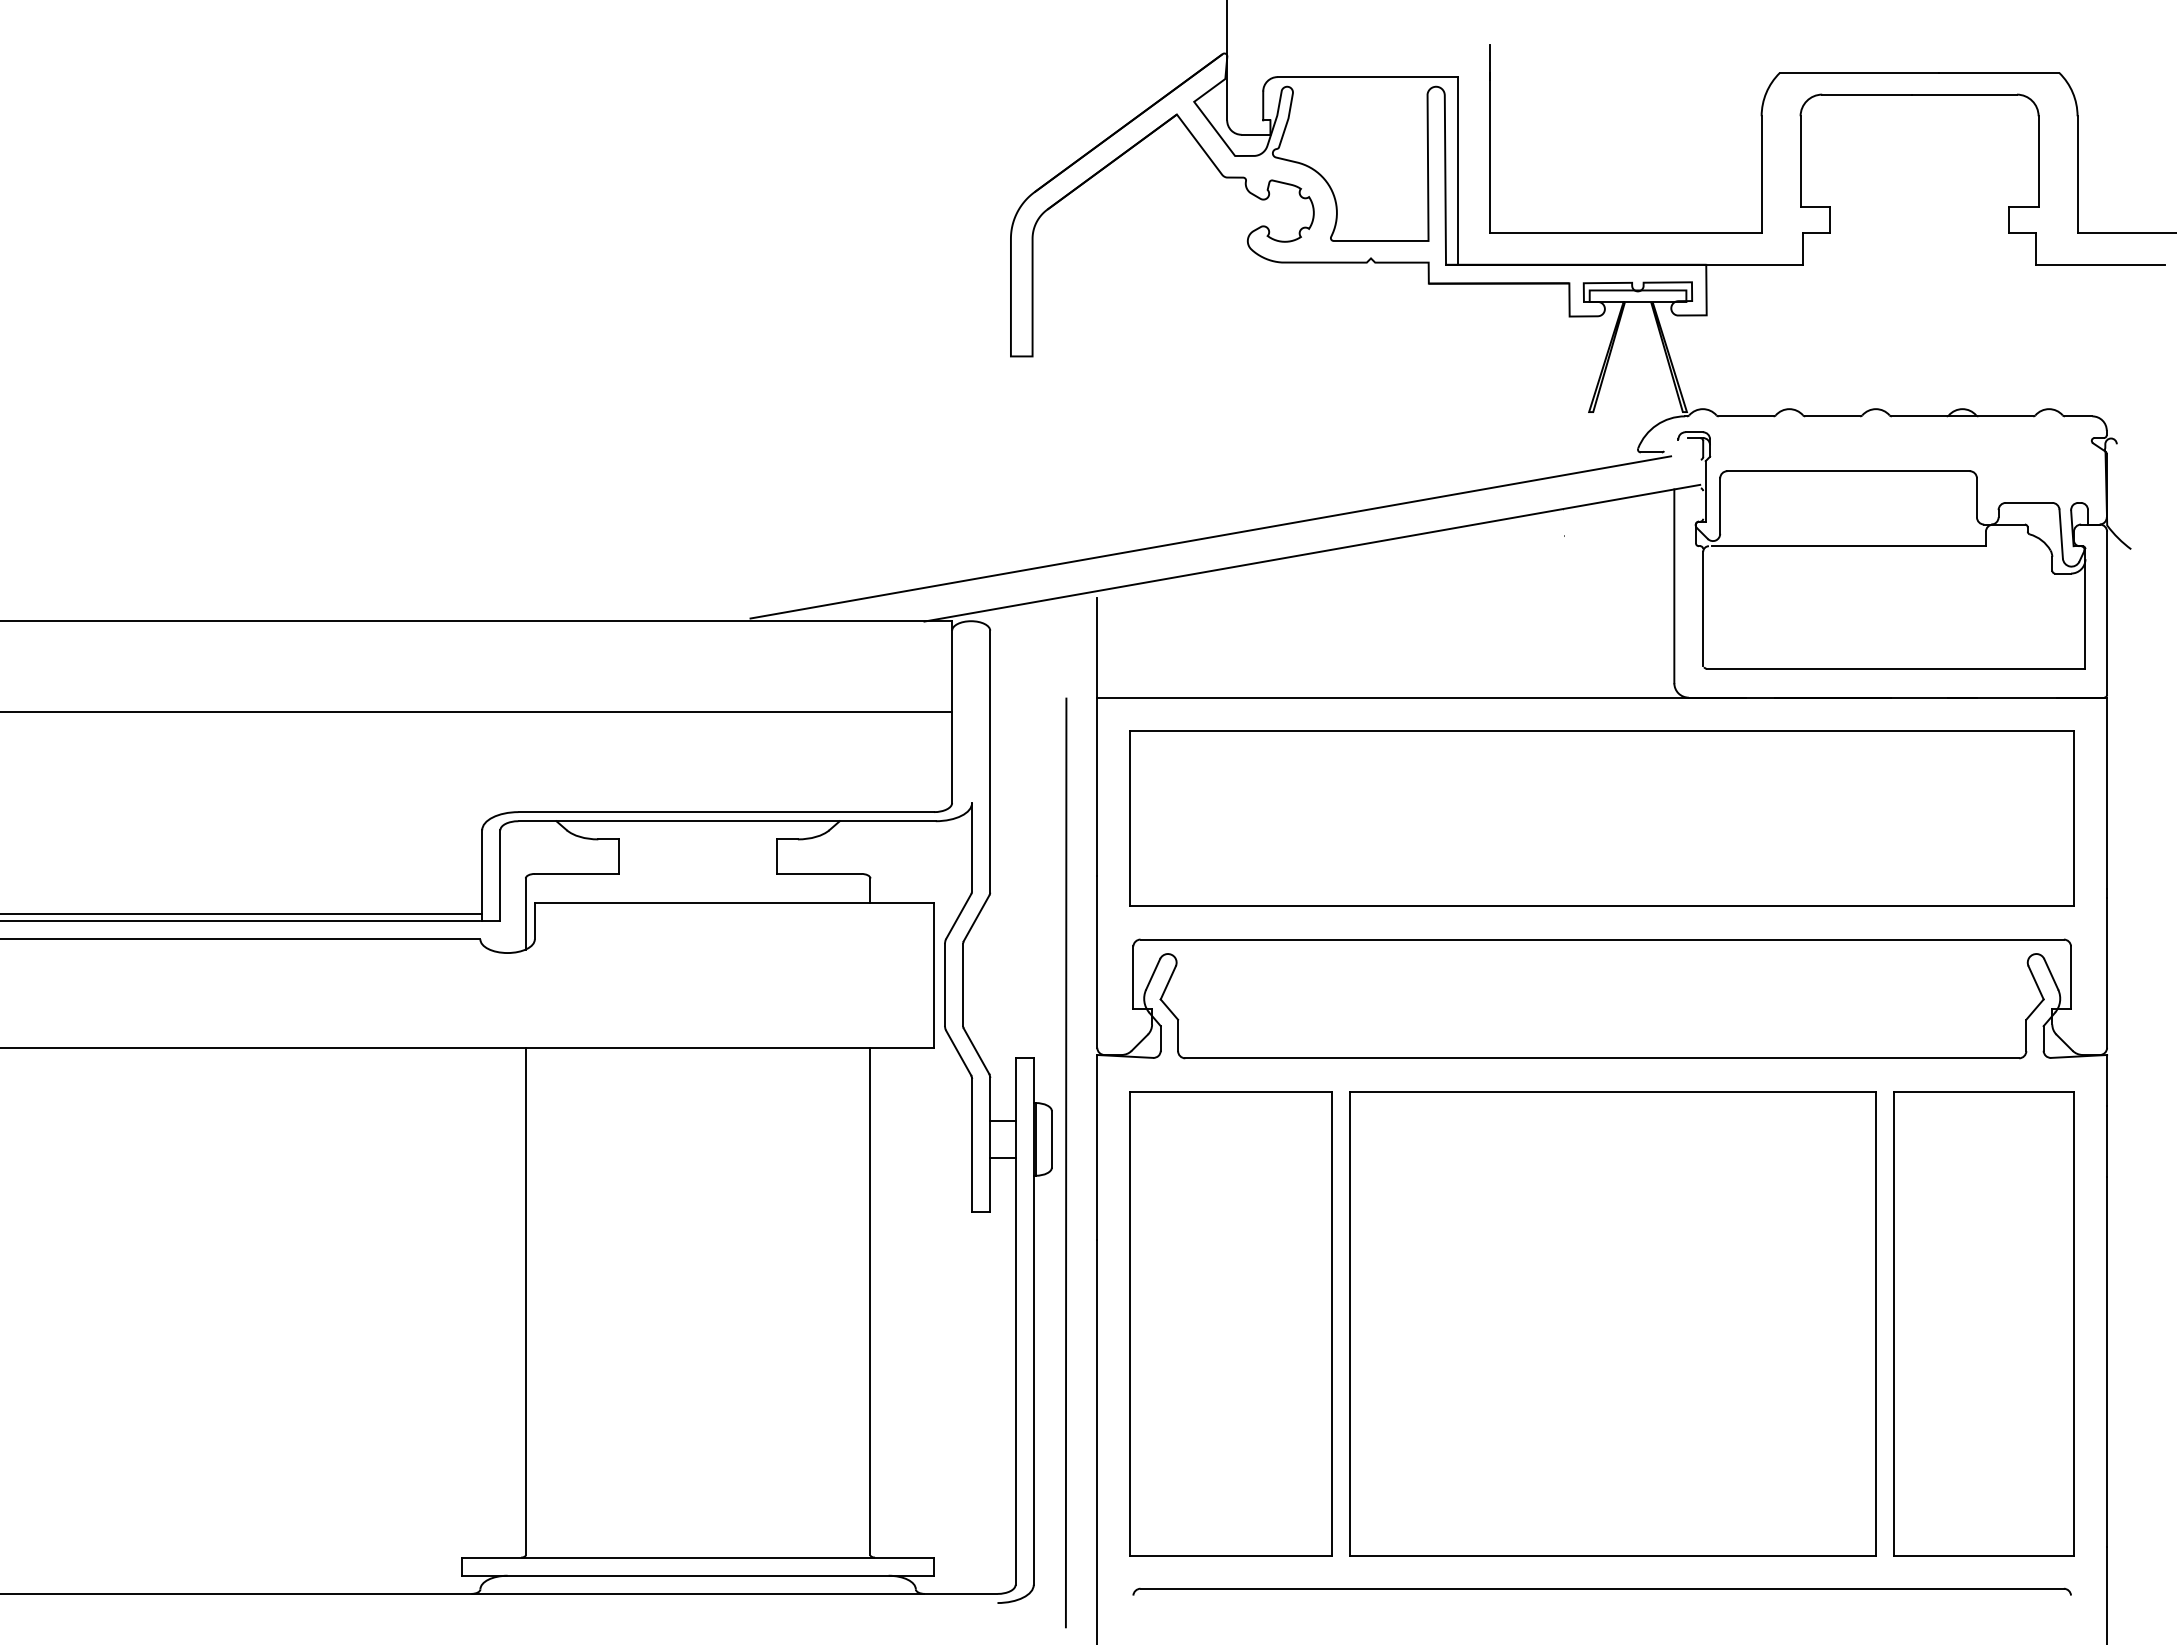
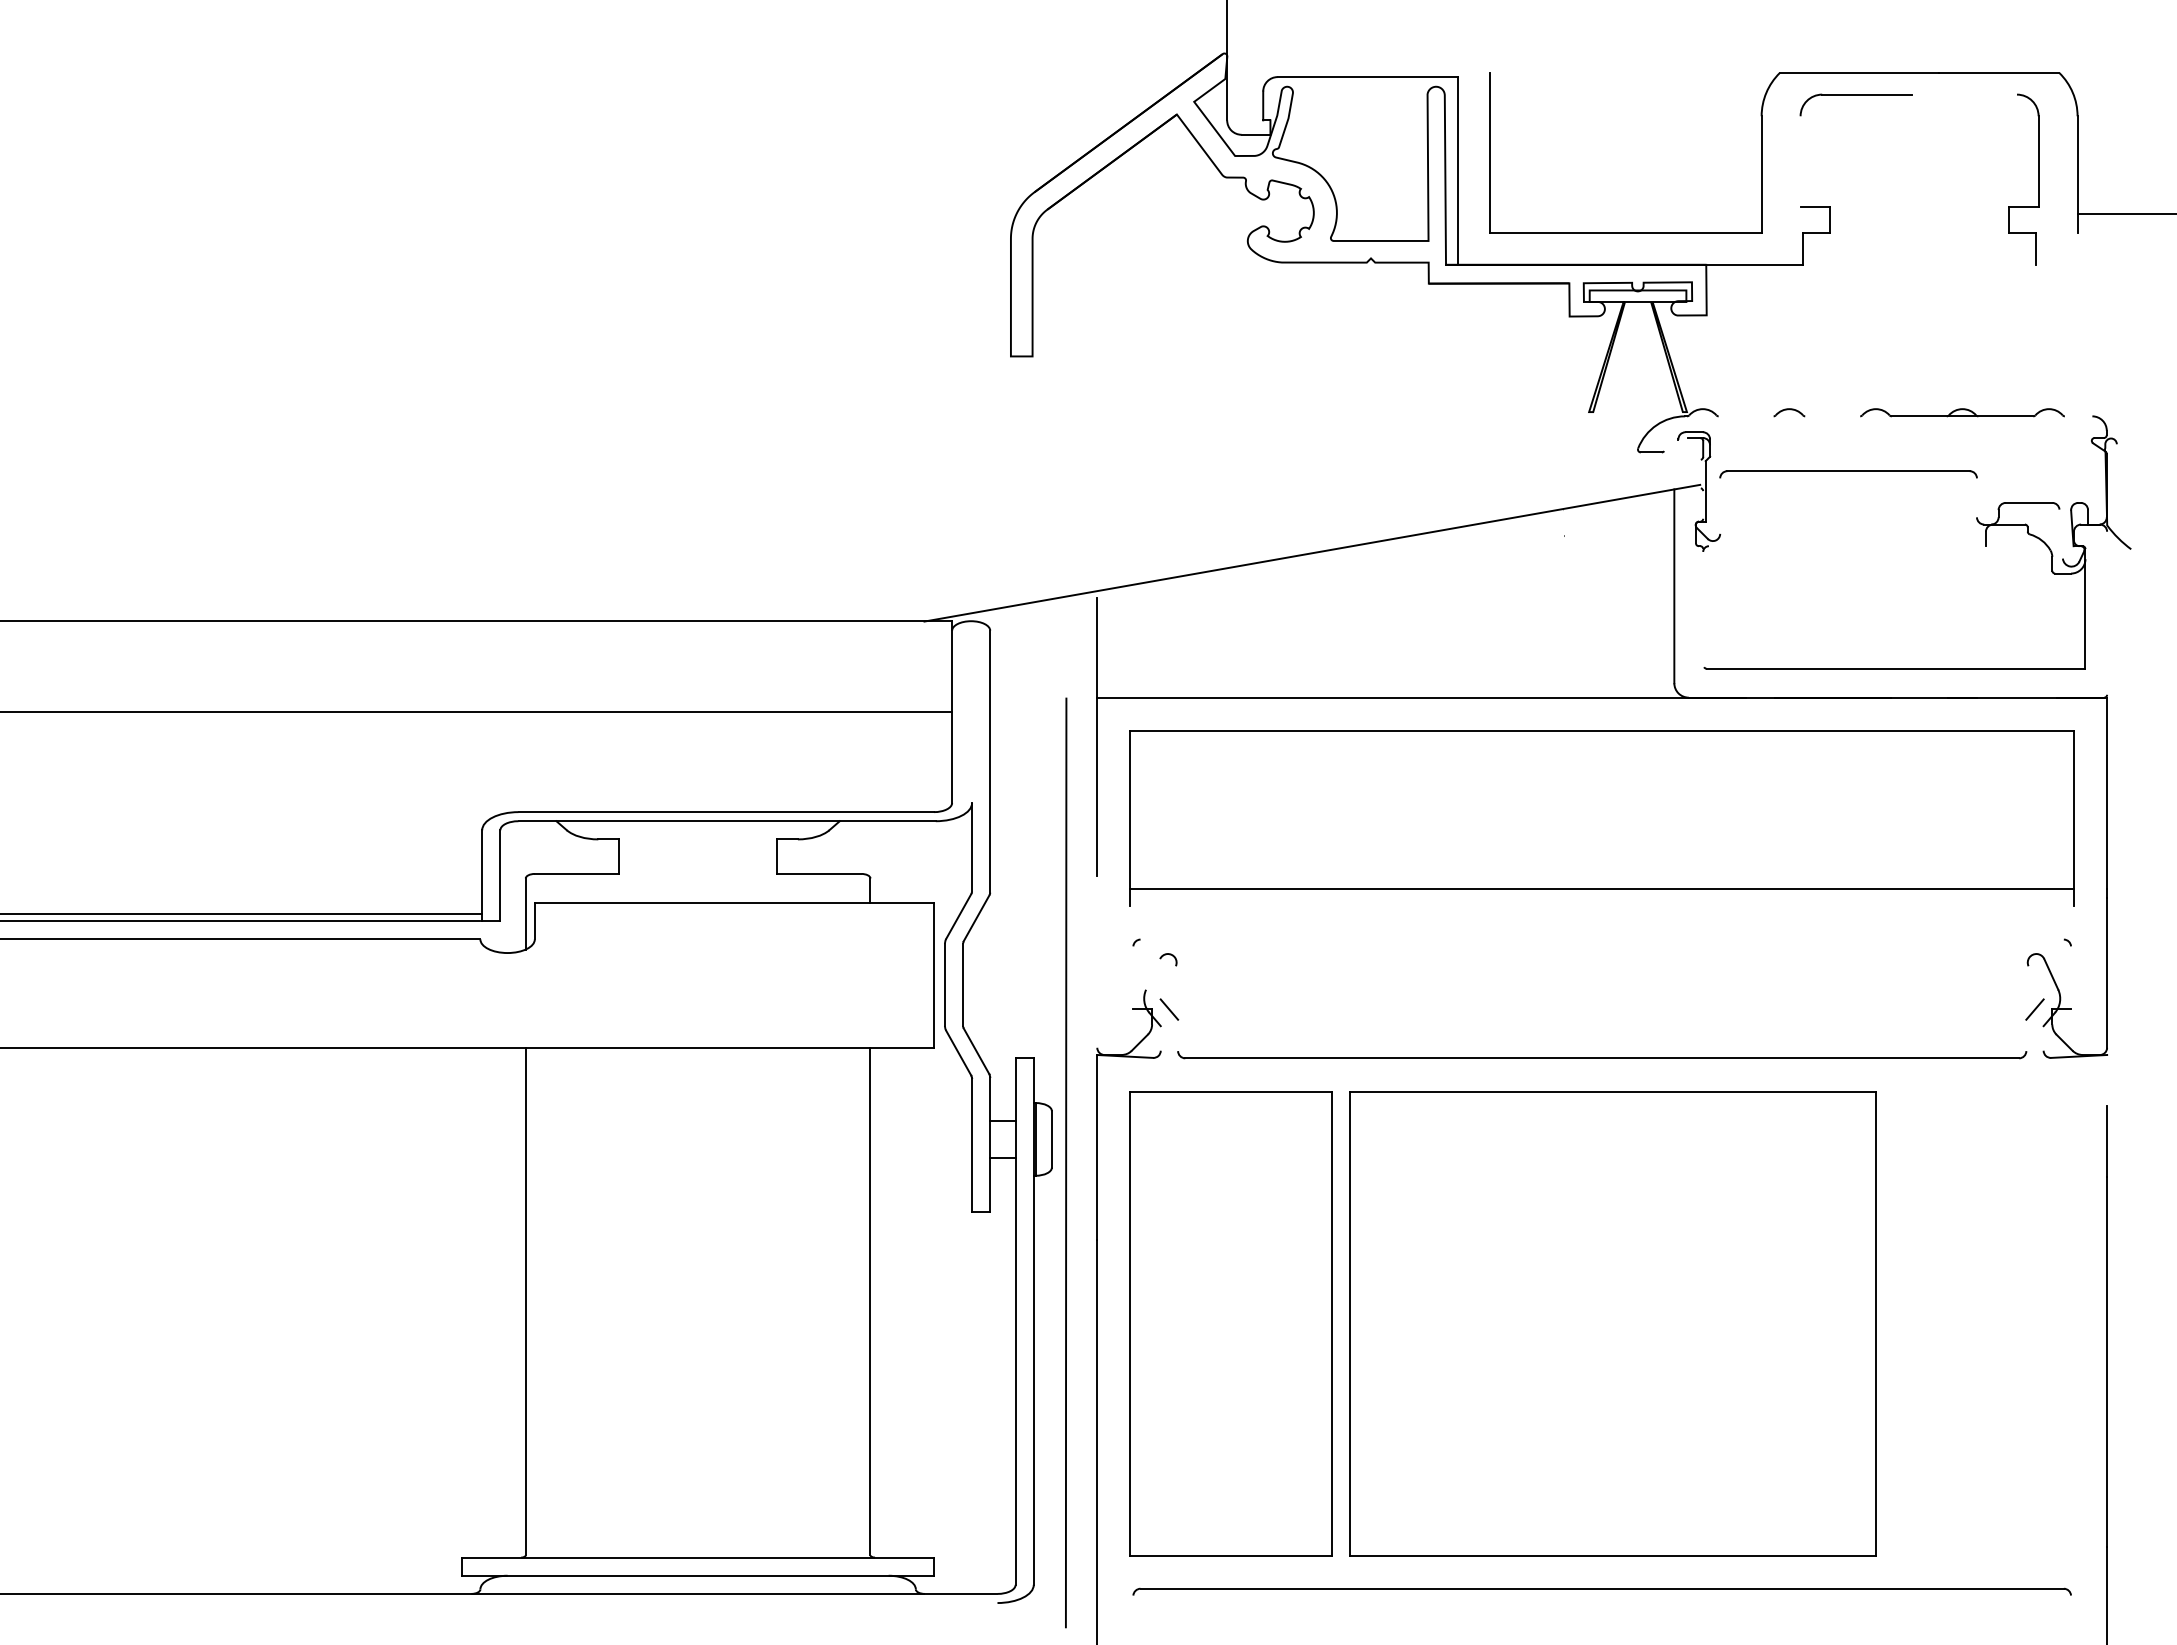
line: present -> none (1489, 62)
line: present -> none (1964, 94)
line: present -> none (1800, 161)
line position: (2125, 233) -> (2125, 214) (2125, 214)
line: present -> none (2100, 264)
line: present -> none (1745, 416)
line: present -> none (1832, 416)
line: present -> none (2078, 416)
line: present -> none (1976, 497)
line: present -> none (1720, 505)
line: present -> none (2060, 533)
line: present -> none (1210, 537)
line: present -> none (1848, 546)
line: present -> none (1703, 608)
line: present -> none (2107, 612)
line position: (1601, 906) -> (1601, 889) (1601, 889)
line: present -> none (1601, 939)
line: present -> none (1097, 961)
line: present -> none (1153, 974)
line: present -> none (1133, 977)
line: present -> none (2071, 977)
line: present -> none (1167, 982)
line: present -> none (2035, 982)
line: present -> none (1178, 1035)
line: present -> none (2026, 1035)
line: present -> none (1160, 1038)
line: present -> none (2043, 1038)
line: present -> none (2107, 1080)
part: present -> none (1983, 1323)
